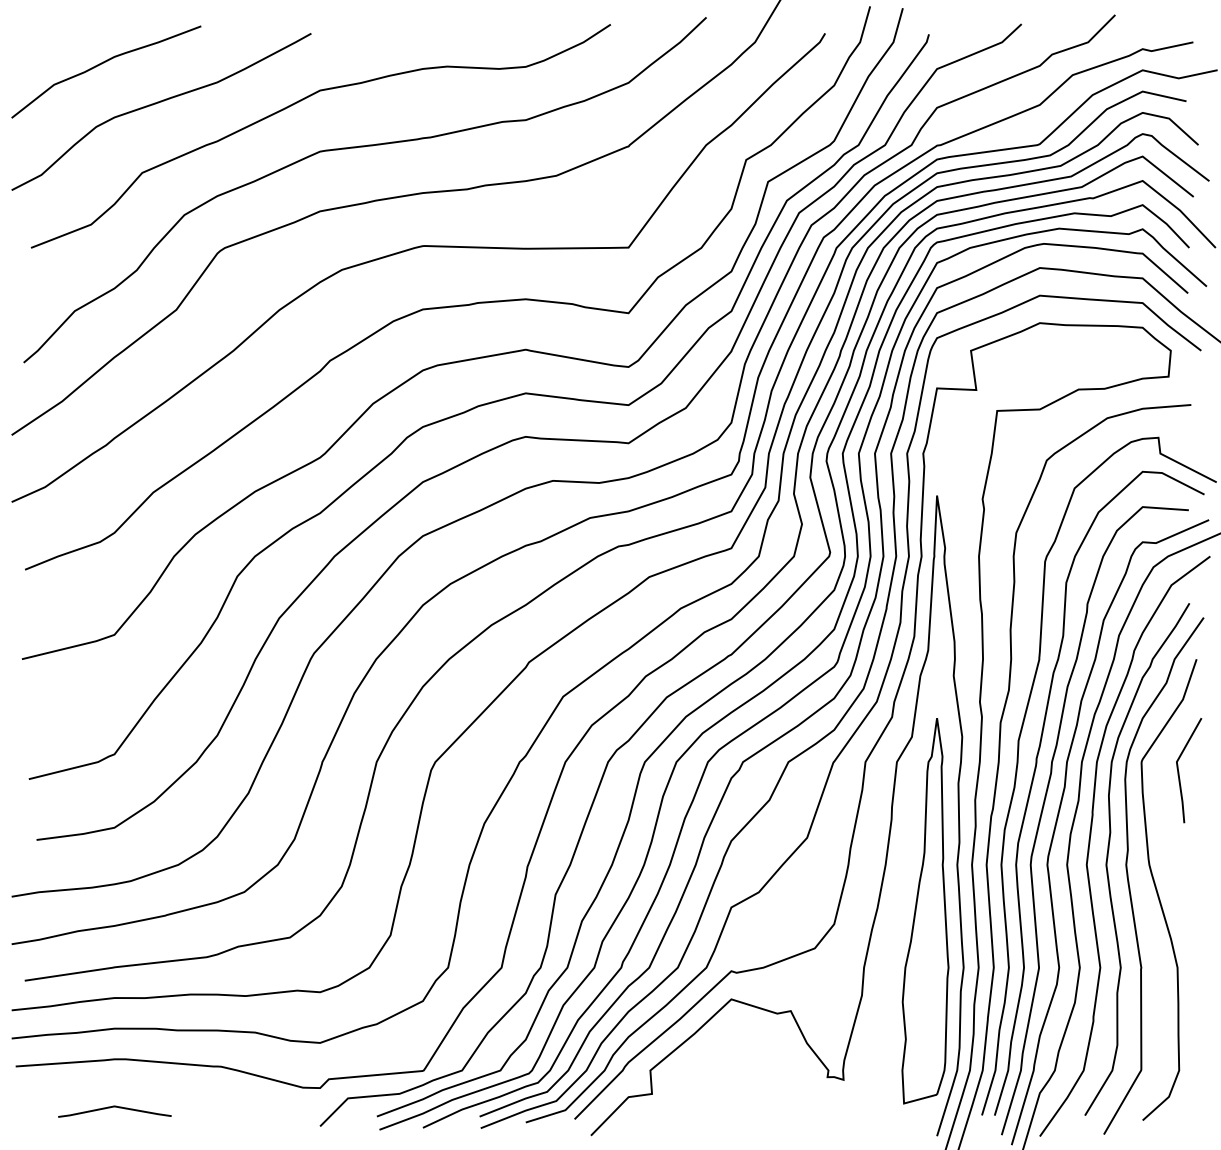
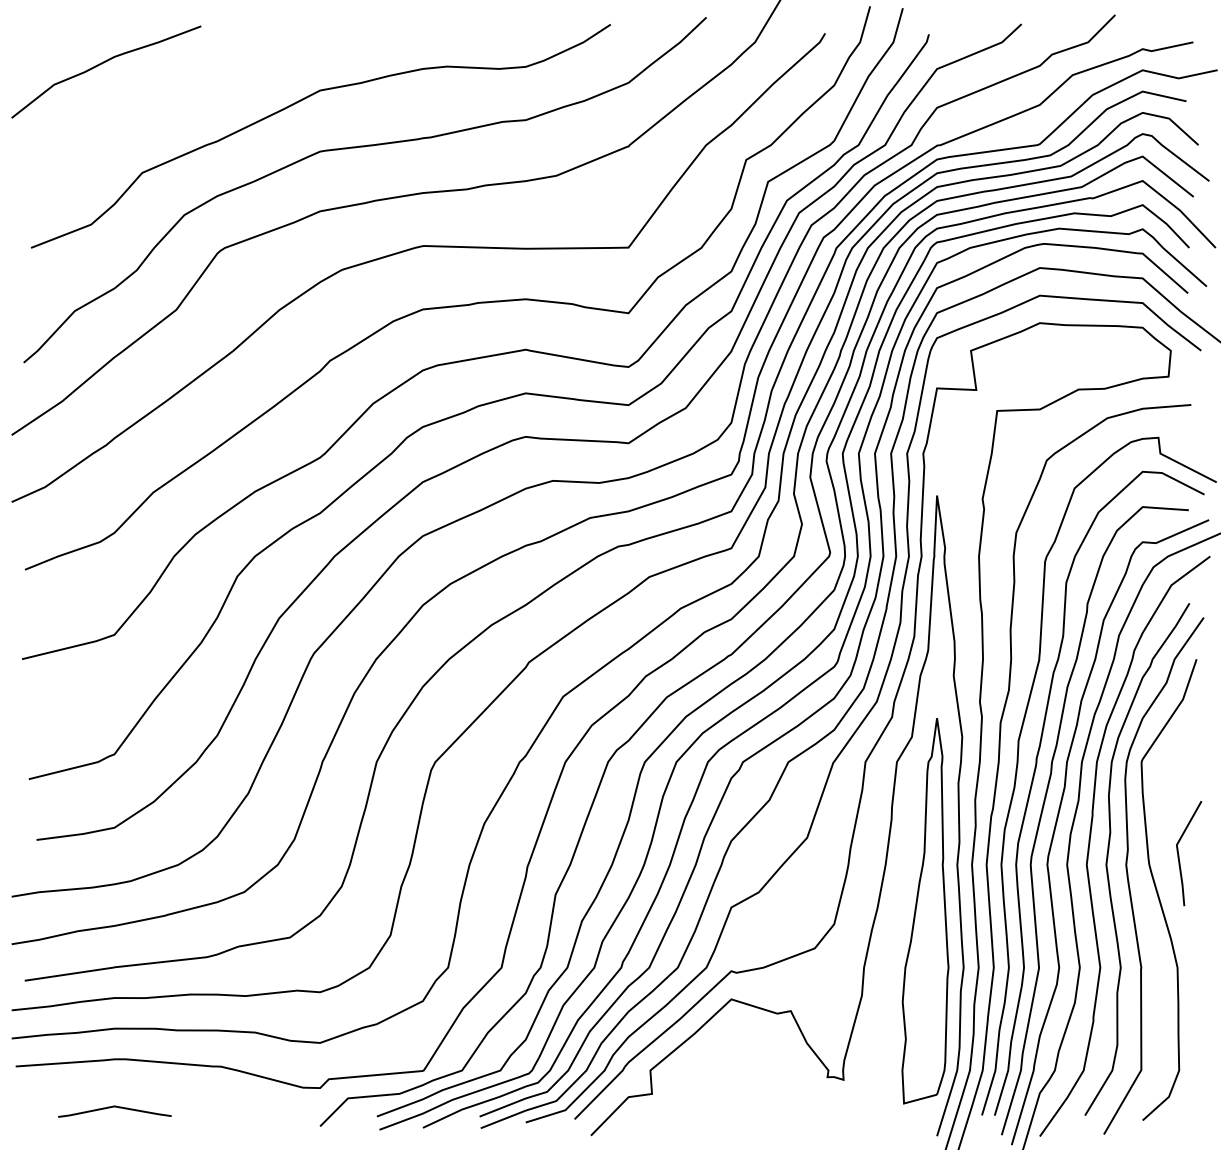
curve: present -> none (158, 103)
line position: (1179, 771) -> (1179, 854) (1179, 854)
